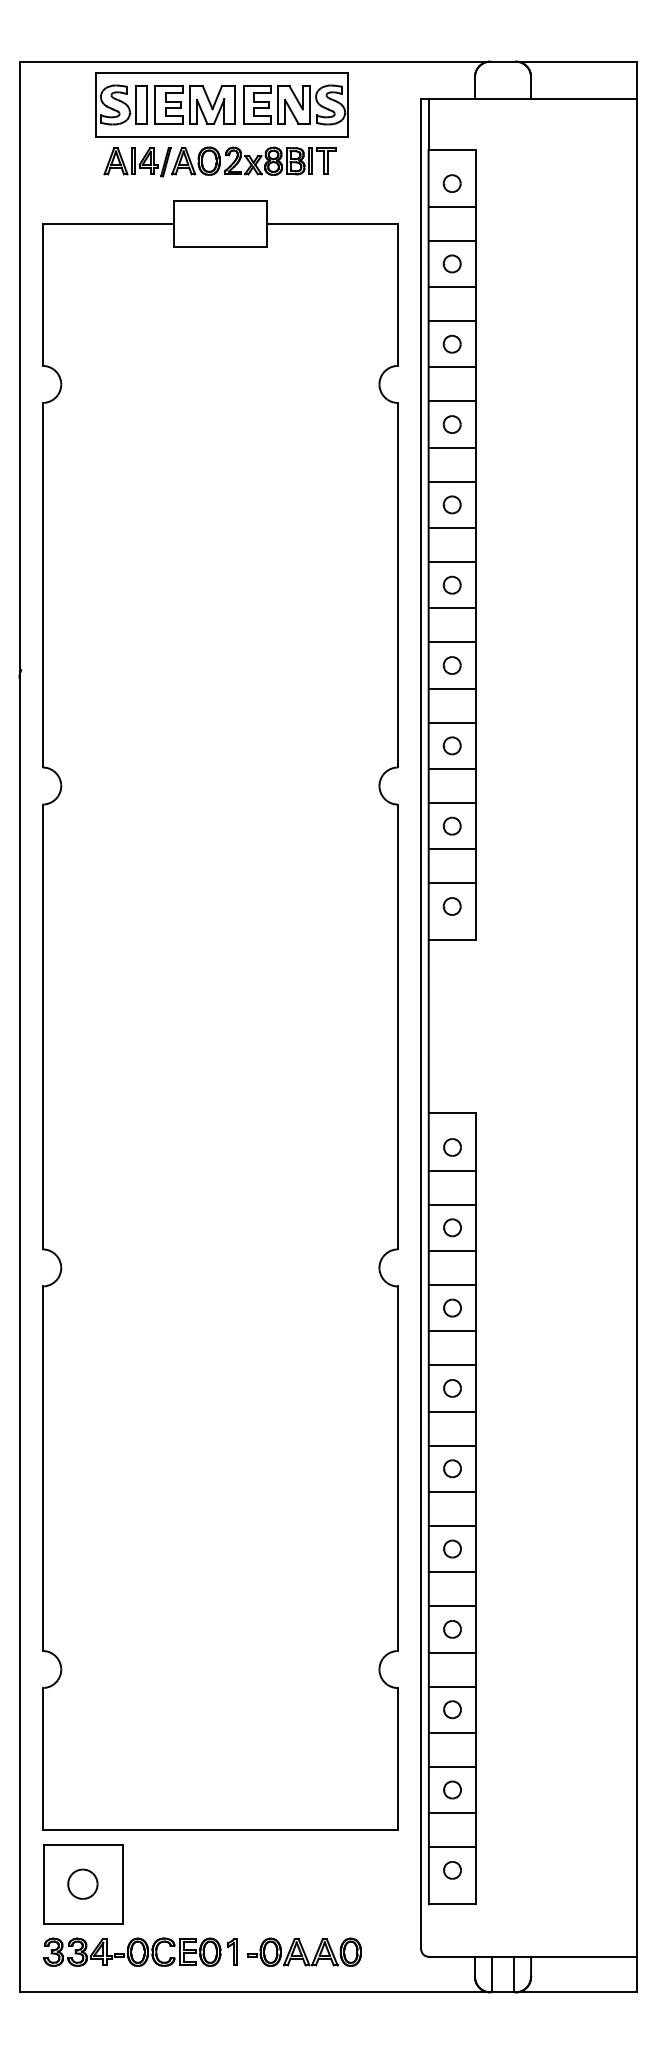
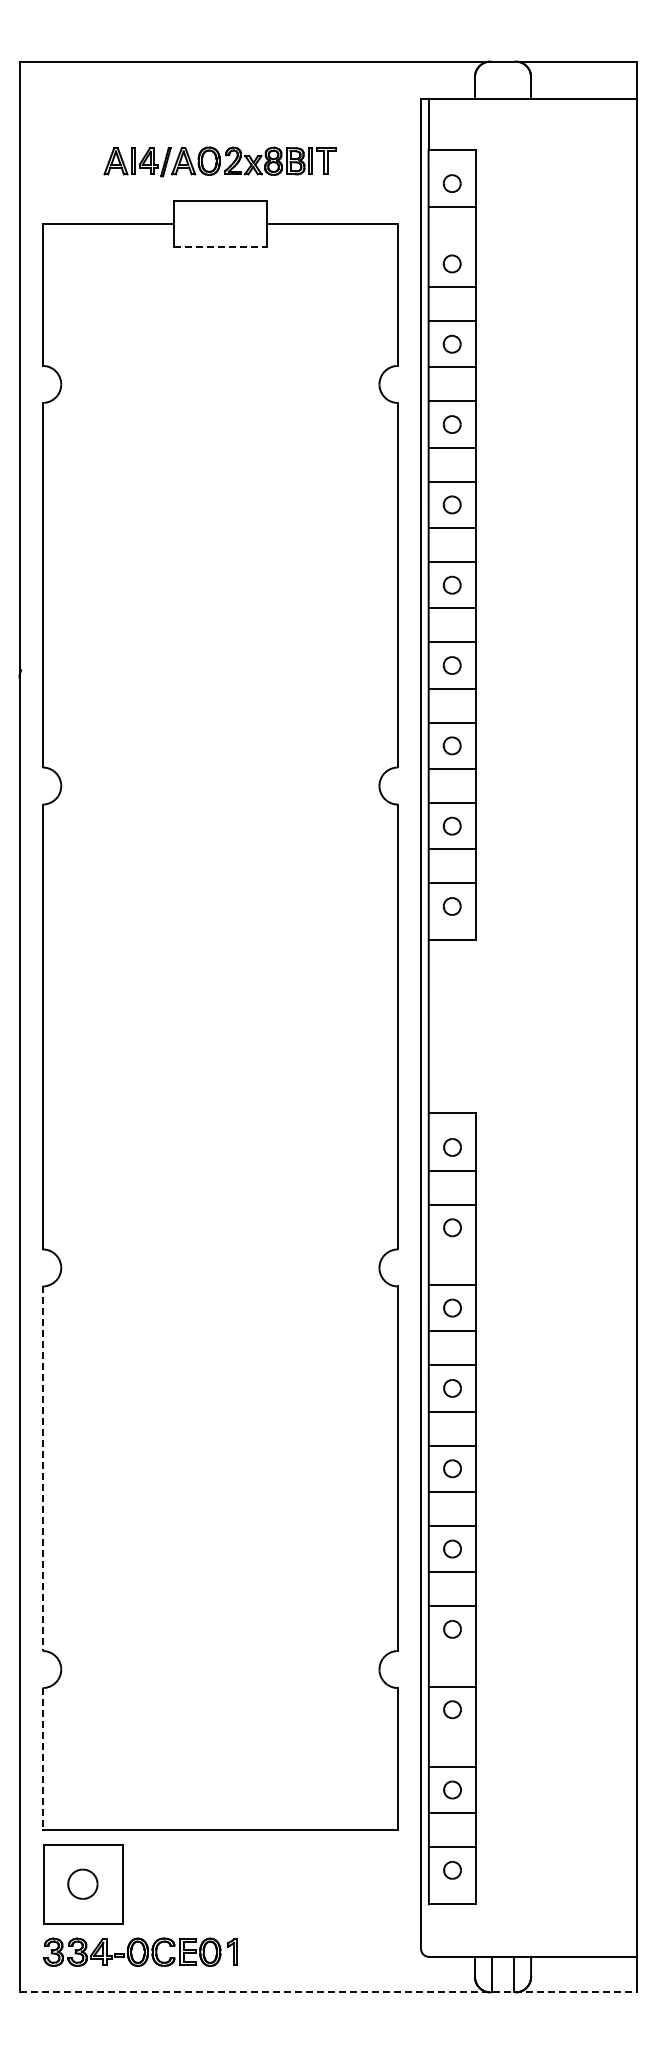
part: present -> none (221, 104)
line: present -> none (452, 240)
line: solid -> dashed (220, 246)
line: present -> none (452, 1250)
line: solid -> dashed (42, 1469)
line: present -> none (452, 1652)
line: present -> none (452, 1732)
line: solid -> dashed (42, 1759)
part: present -> none (304, 1951)
line: solid -> dashed (328, 1992)
